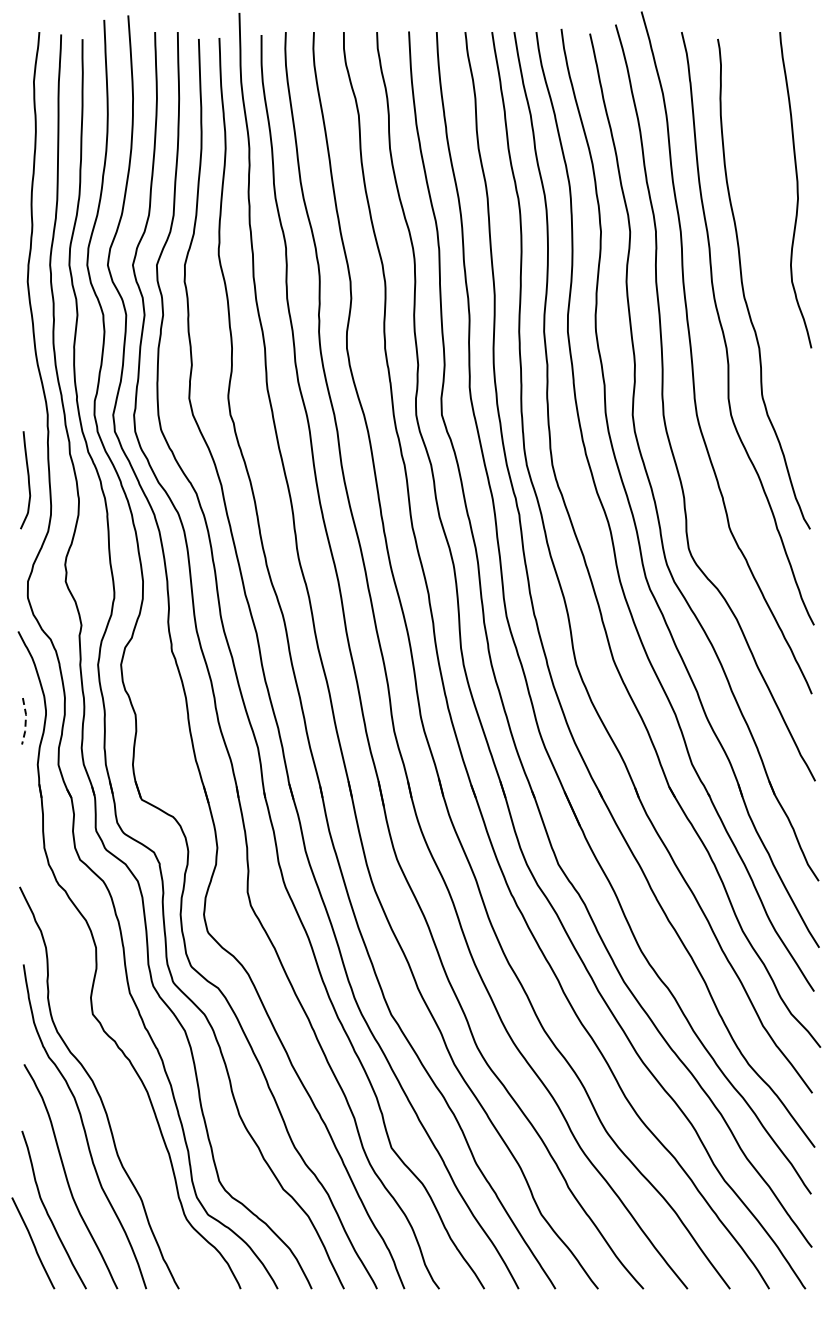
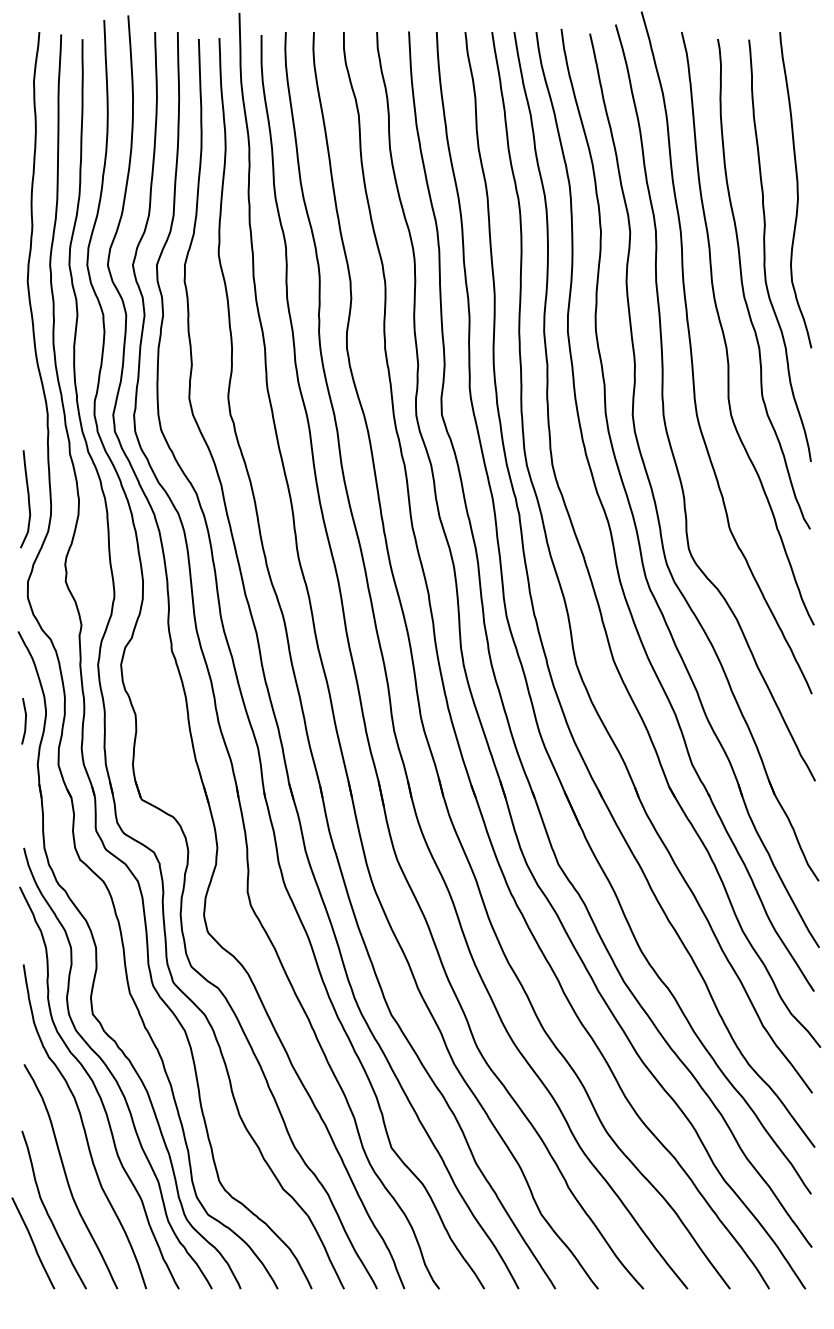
curve: none -> present (765, 250)
curve position: (27, 478) -> (27, 497) (27, 497)
line: dashed -> solid (25, 721)
curve: none -> present (111, 1071)
